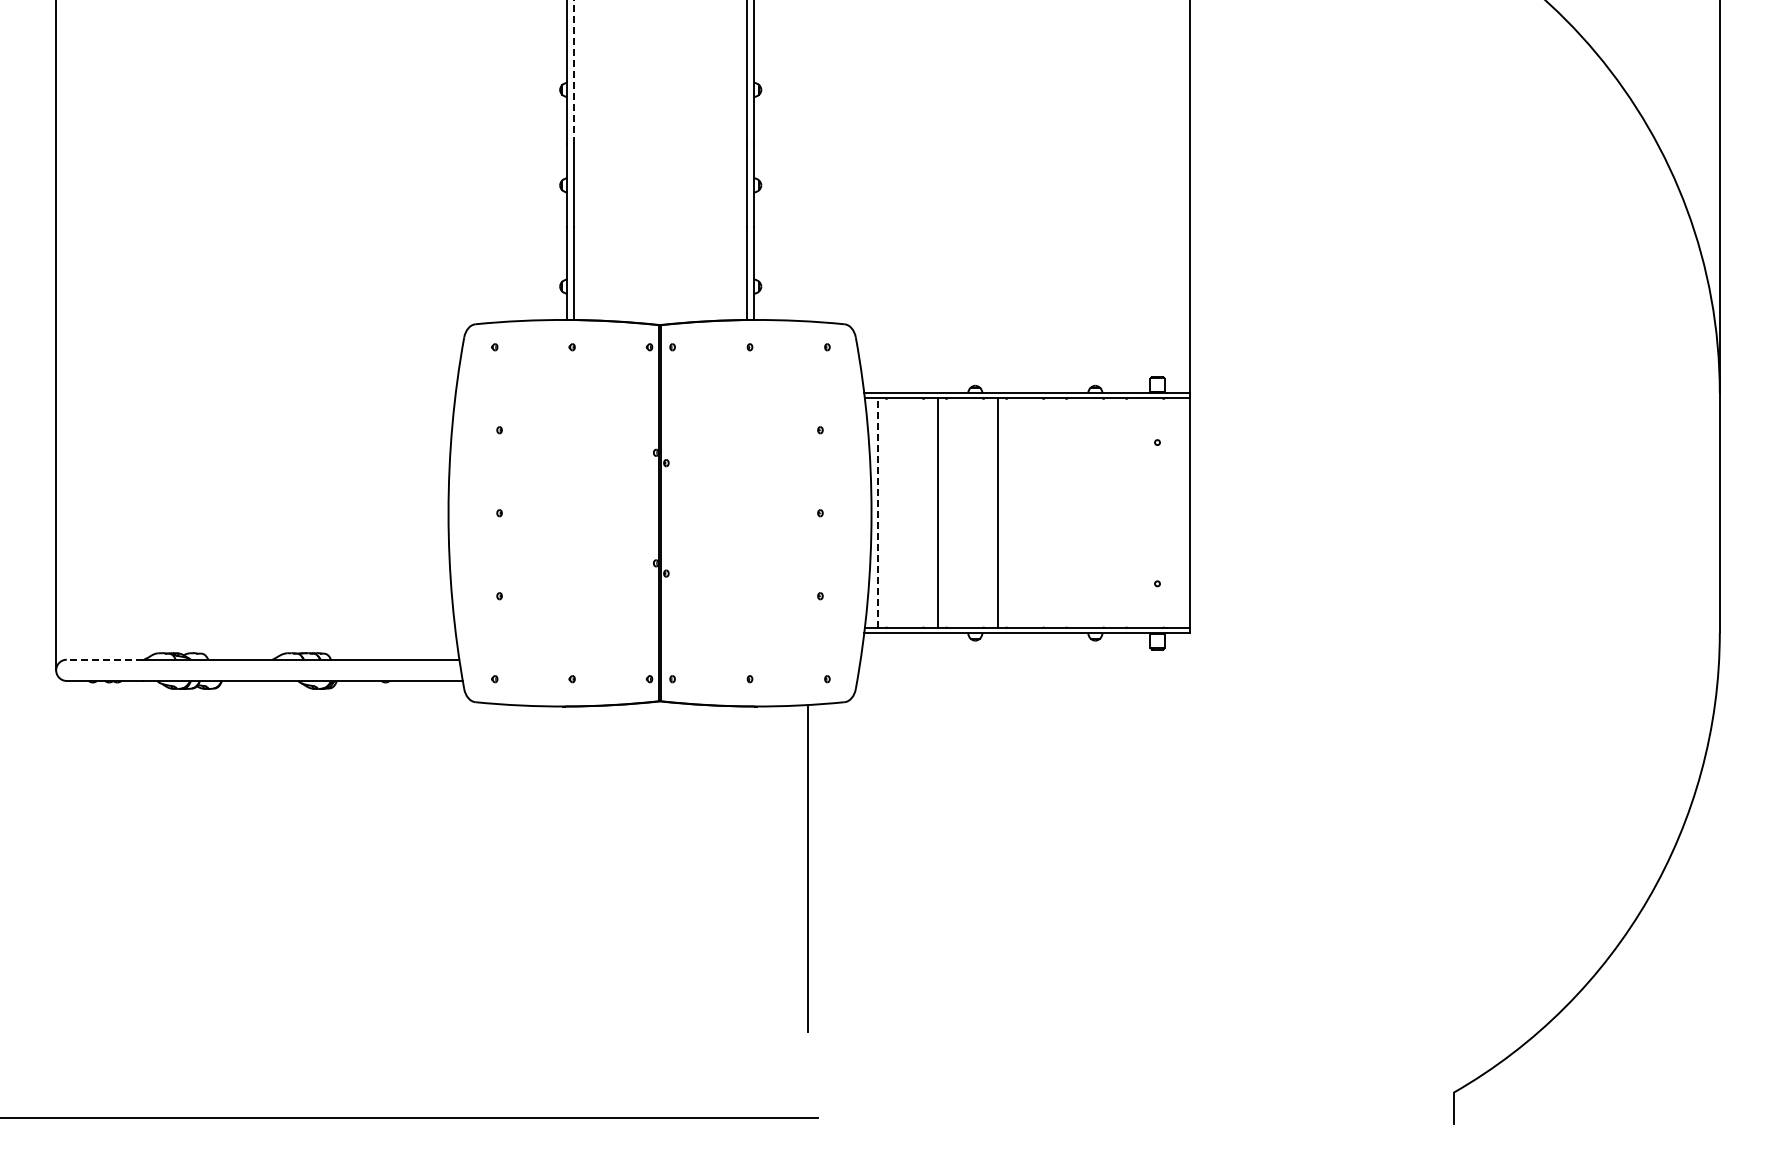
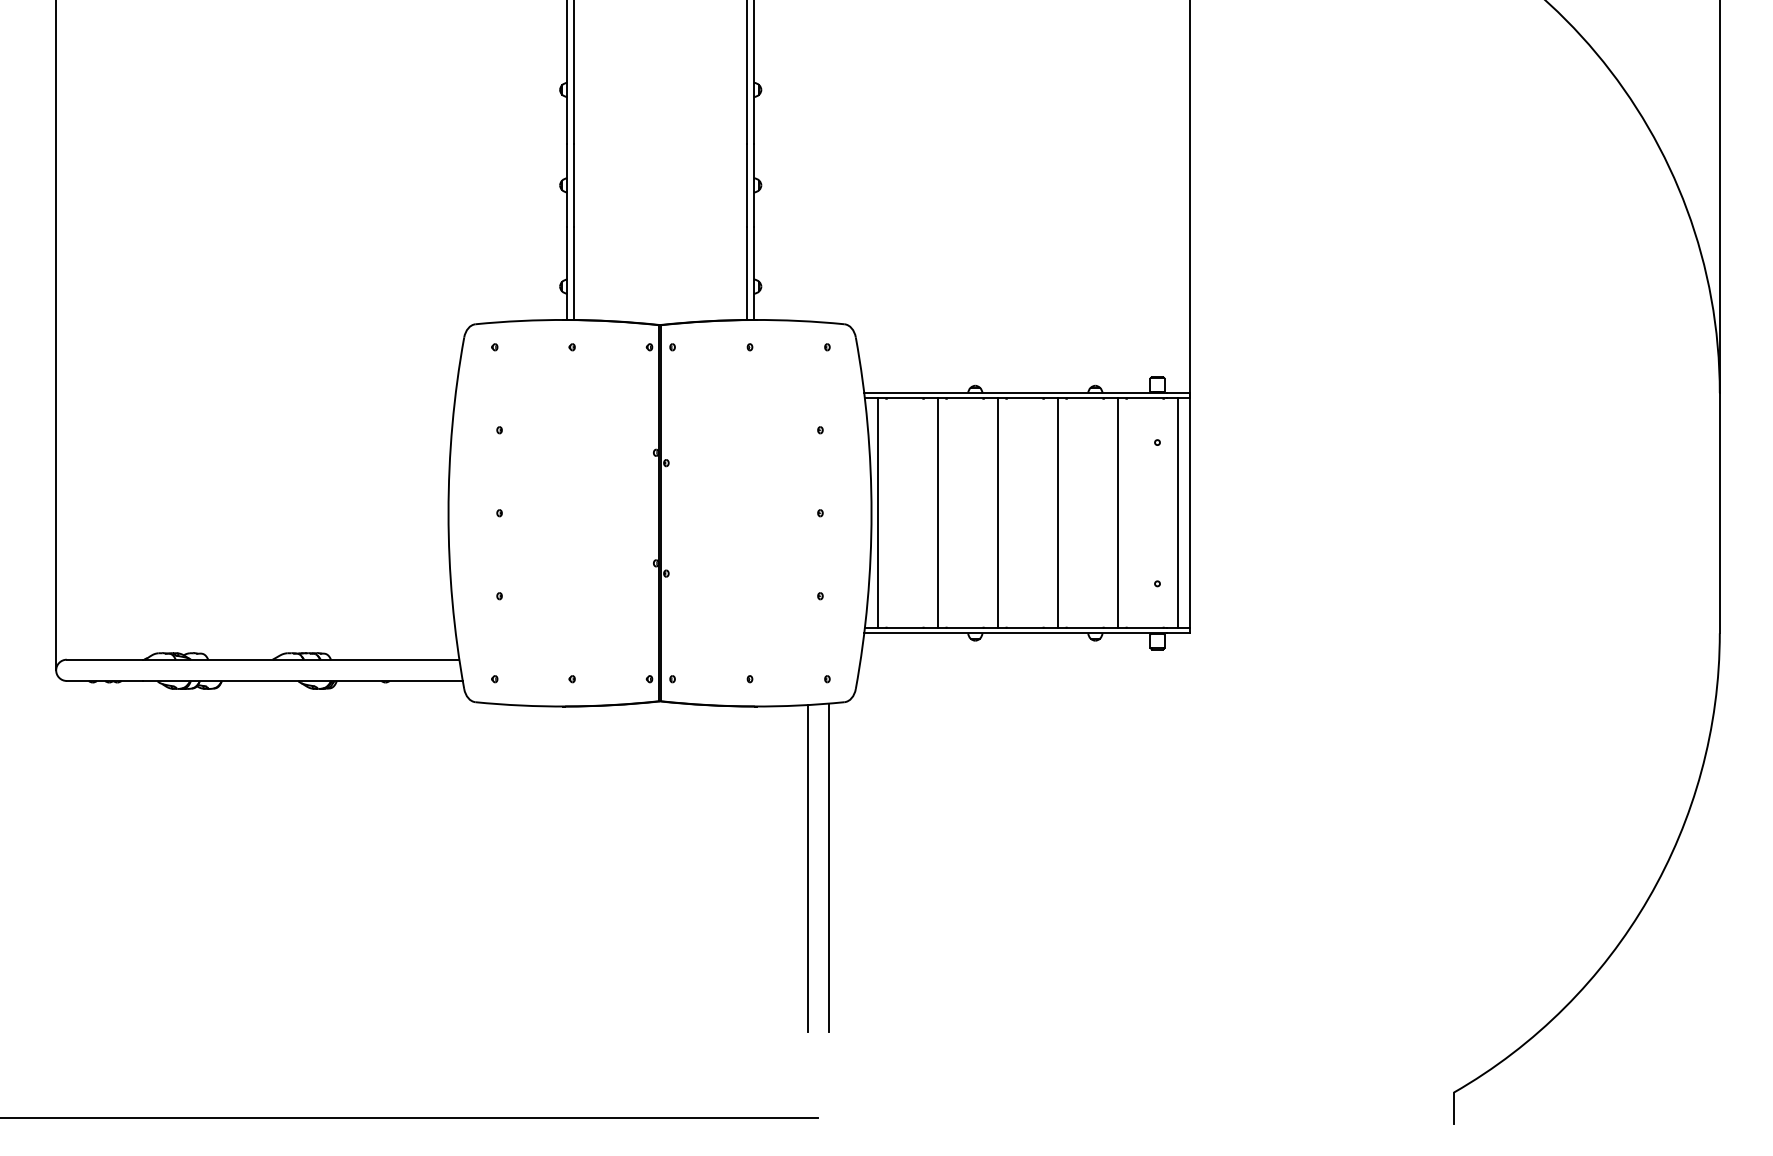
line: dashed -> solid (574, 71)
line: none -> present (1058, 512)
line: none -> present (1118, 512)
line: none -> present (1178, 512)
line: dashed -> solid (878, 513)
line: dashed -> solid (104, 659)
line: none -> present (828, 867)
